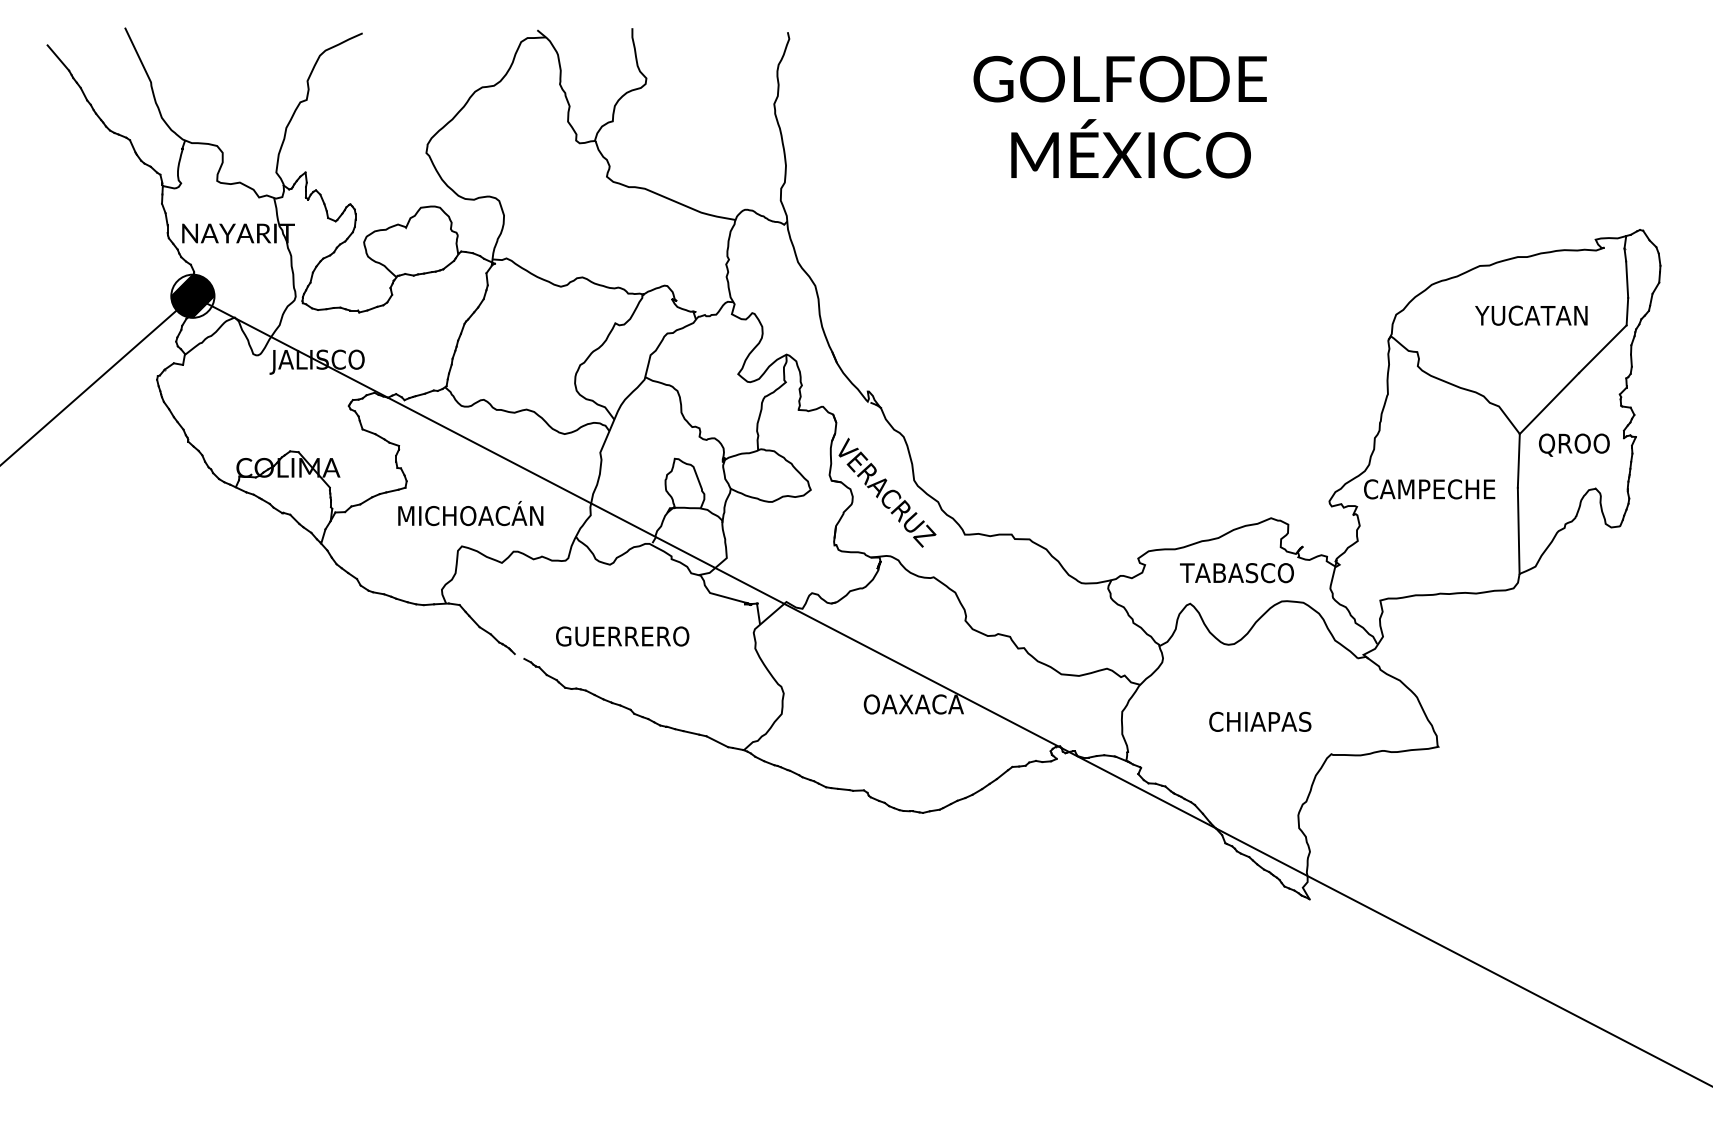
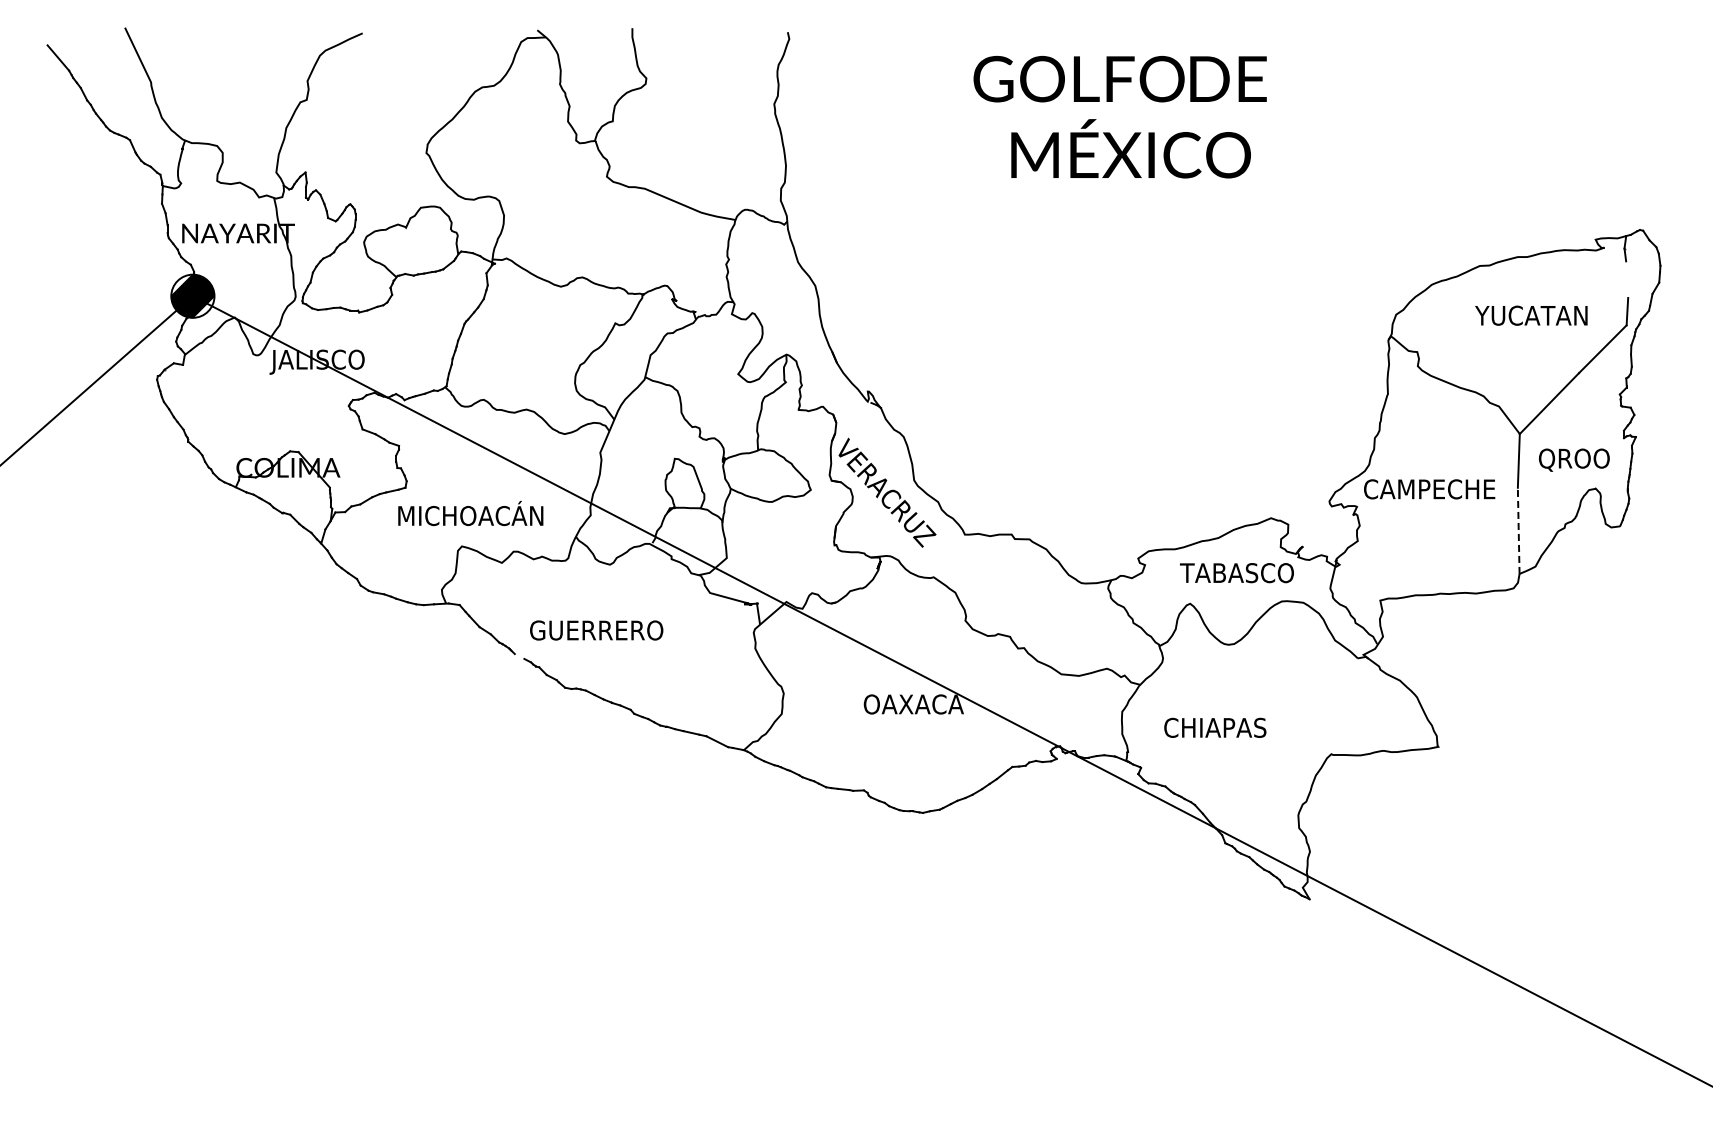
line: present -> none (1627, 279)
text position: (1574, 444) -> (1574, 459) (1574, 459)
line: solid -> dashed (1518, 530)
text position: (622, 636) -> (596, 630) (596, 630)
text position: (1260, 721) -> (1215, 727) (1215, 727)
